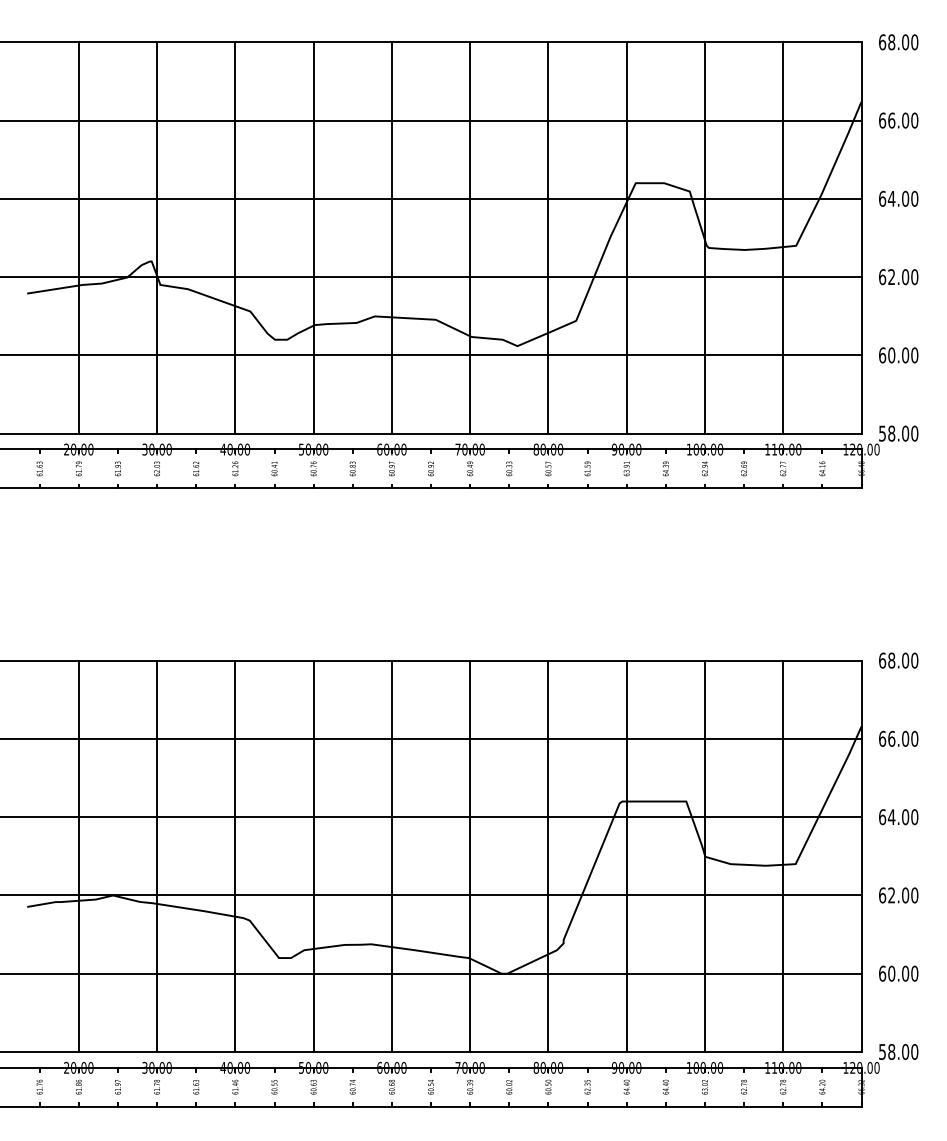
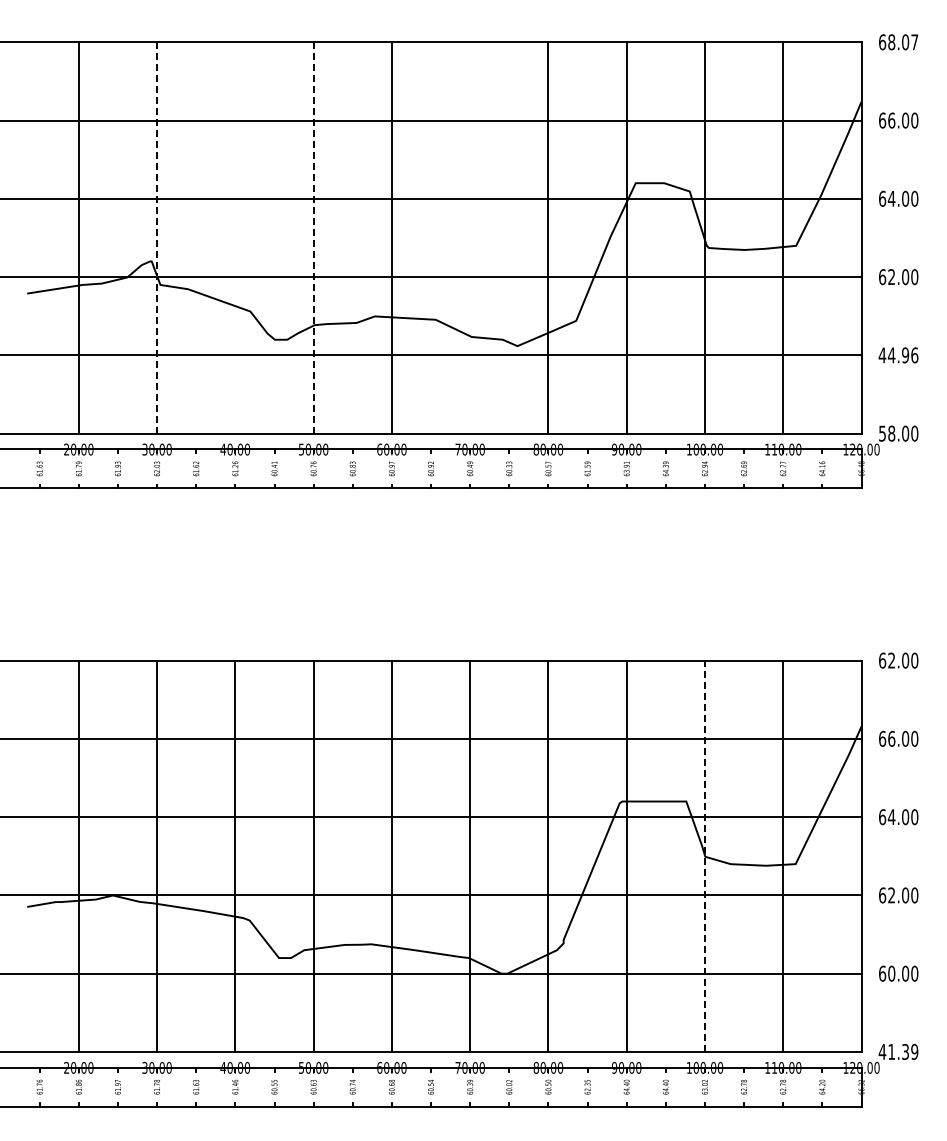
text: 68.00 -> 68.07 (914, 42)
line: present -> none (235, 237)
line: present -> none (470, 237)
line: solid -> dashed (157, 238)
line: solid -> dashed (313, 238)
text: 60.00 -> 44.96 (898, 355)
text: 68.00 -> 62.00 (891, 660)
line: solid -> dashed (704, 856)
text: 58.00 -> 41.39 (898, 1051)
